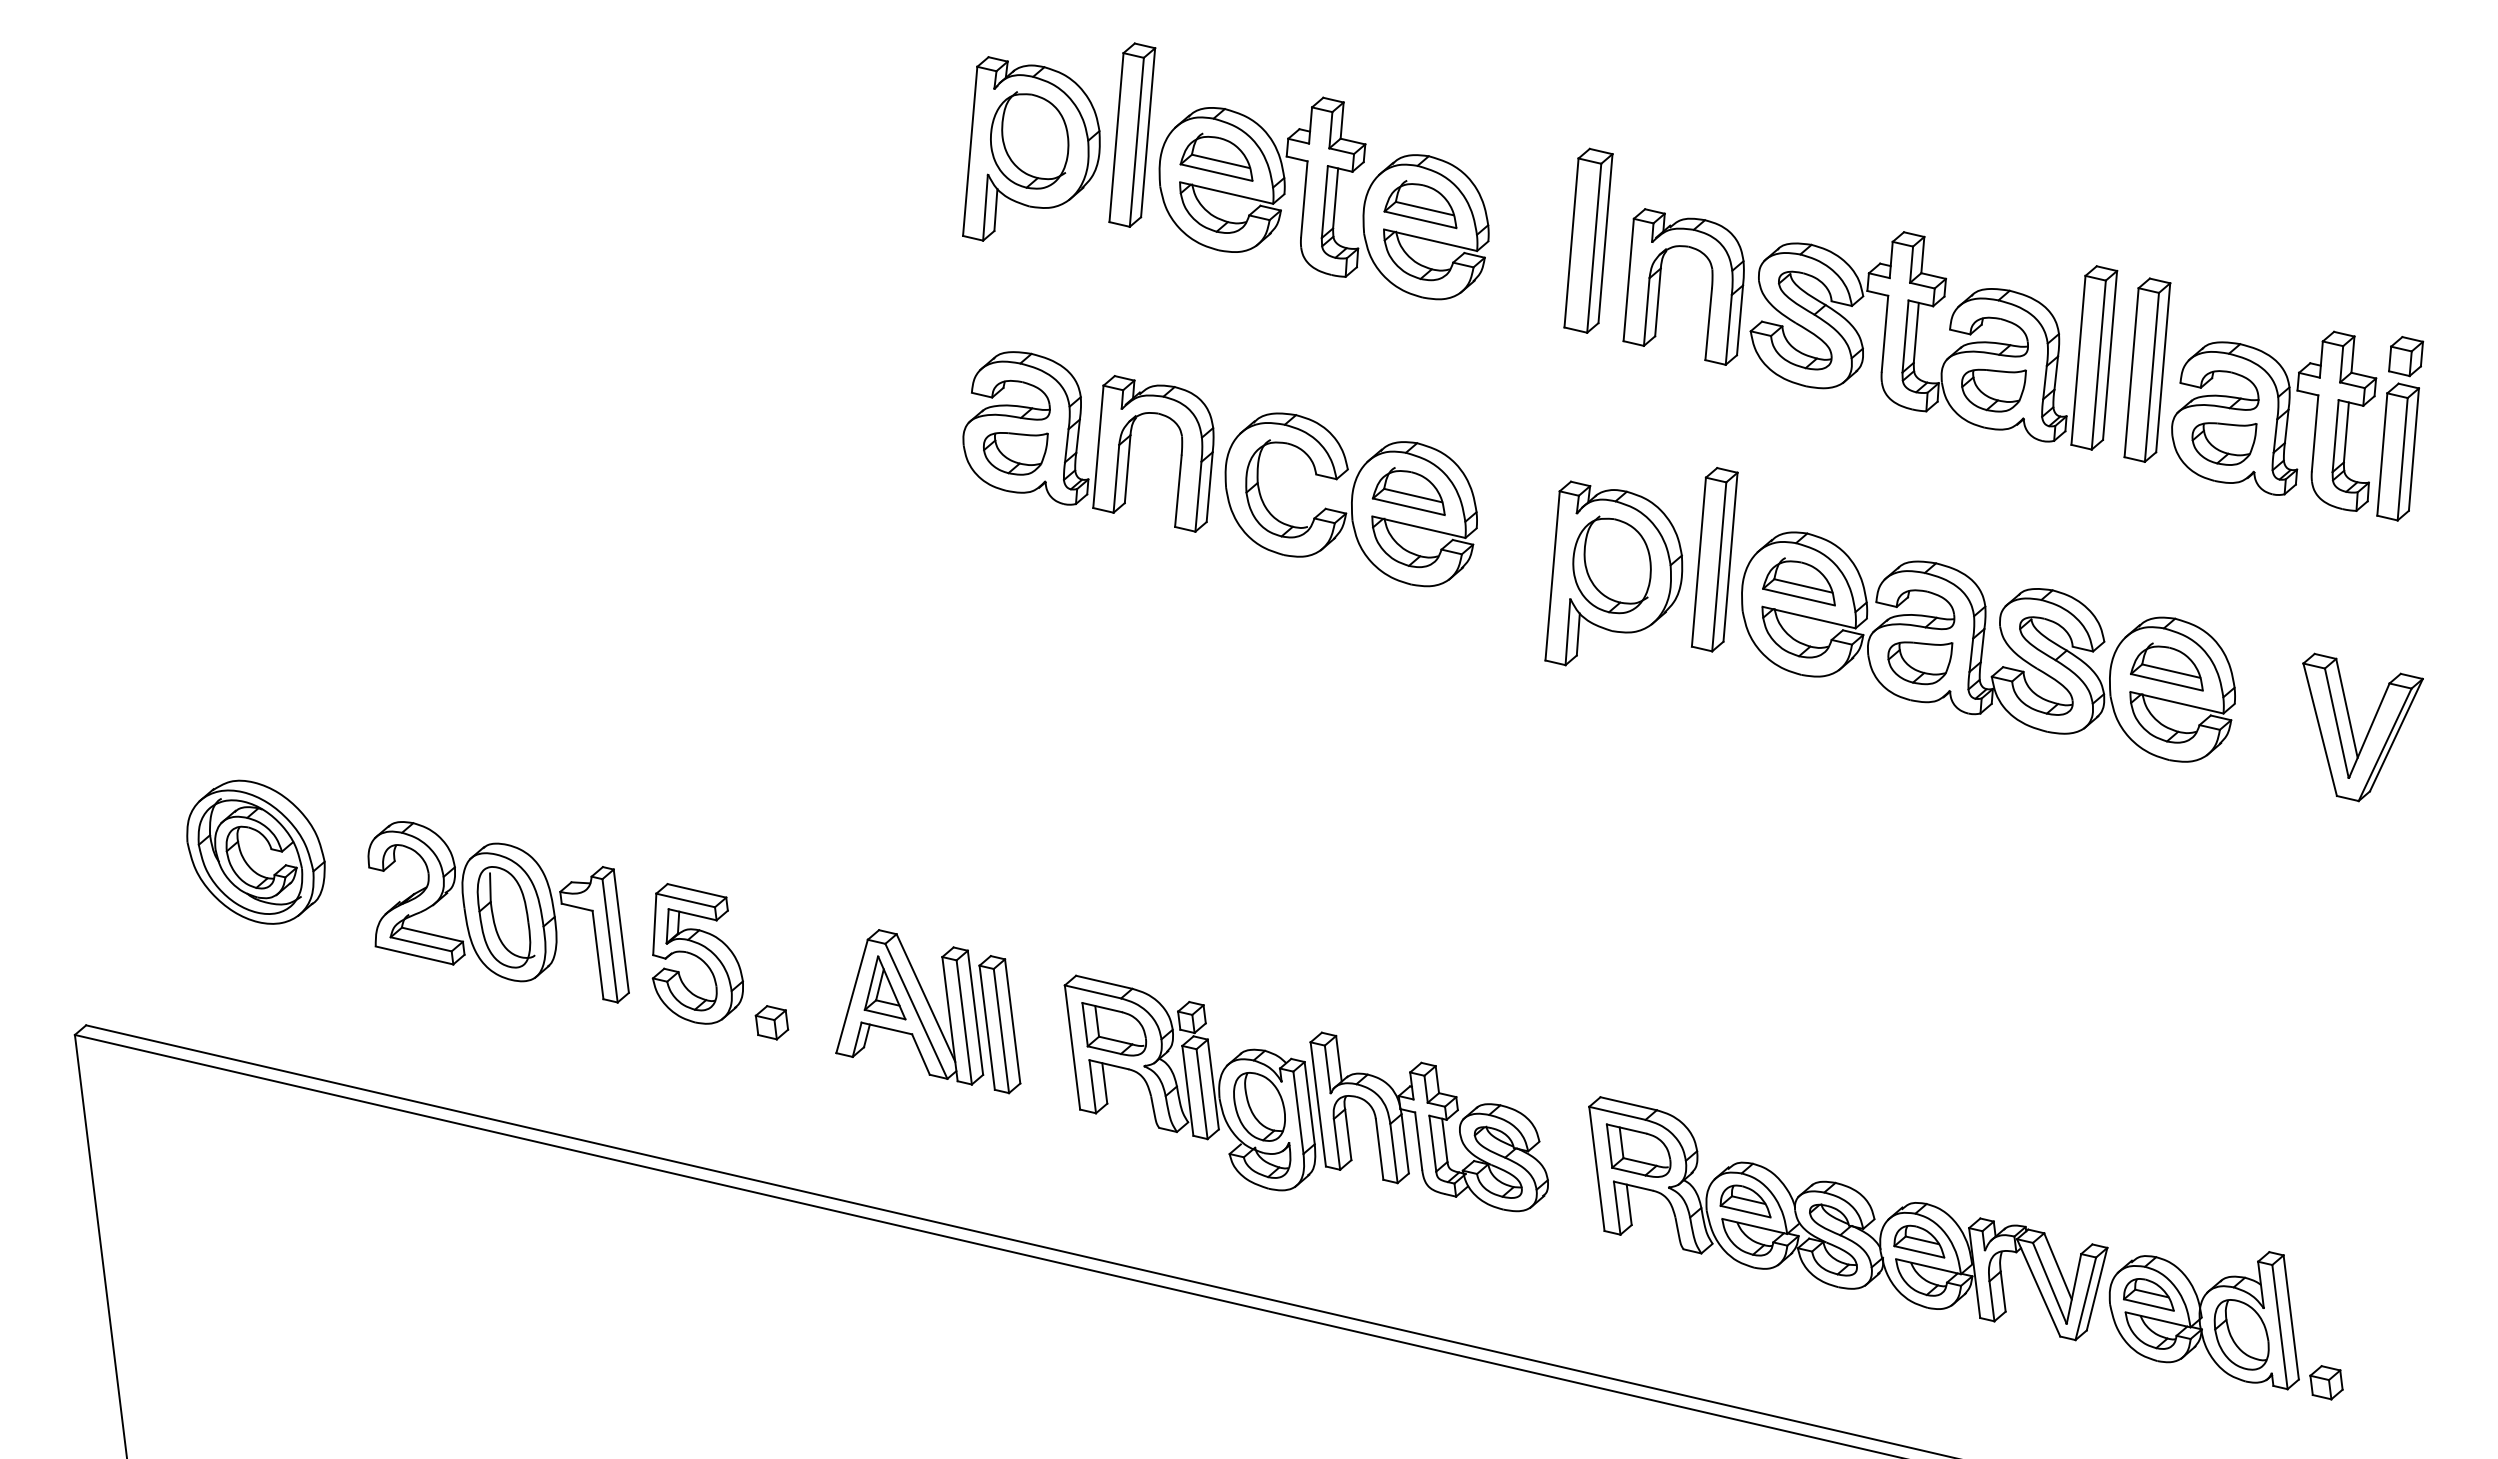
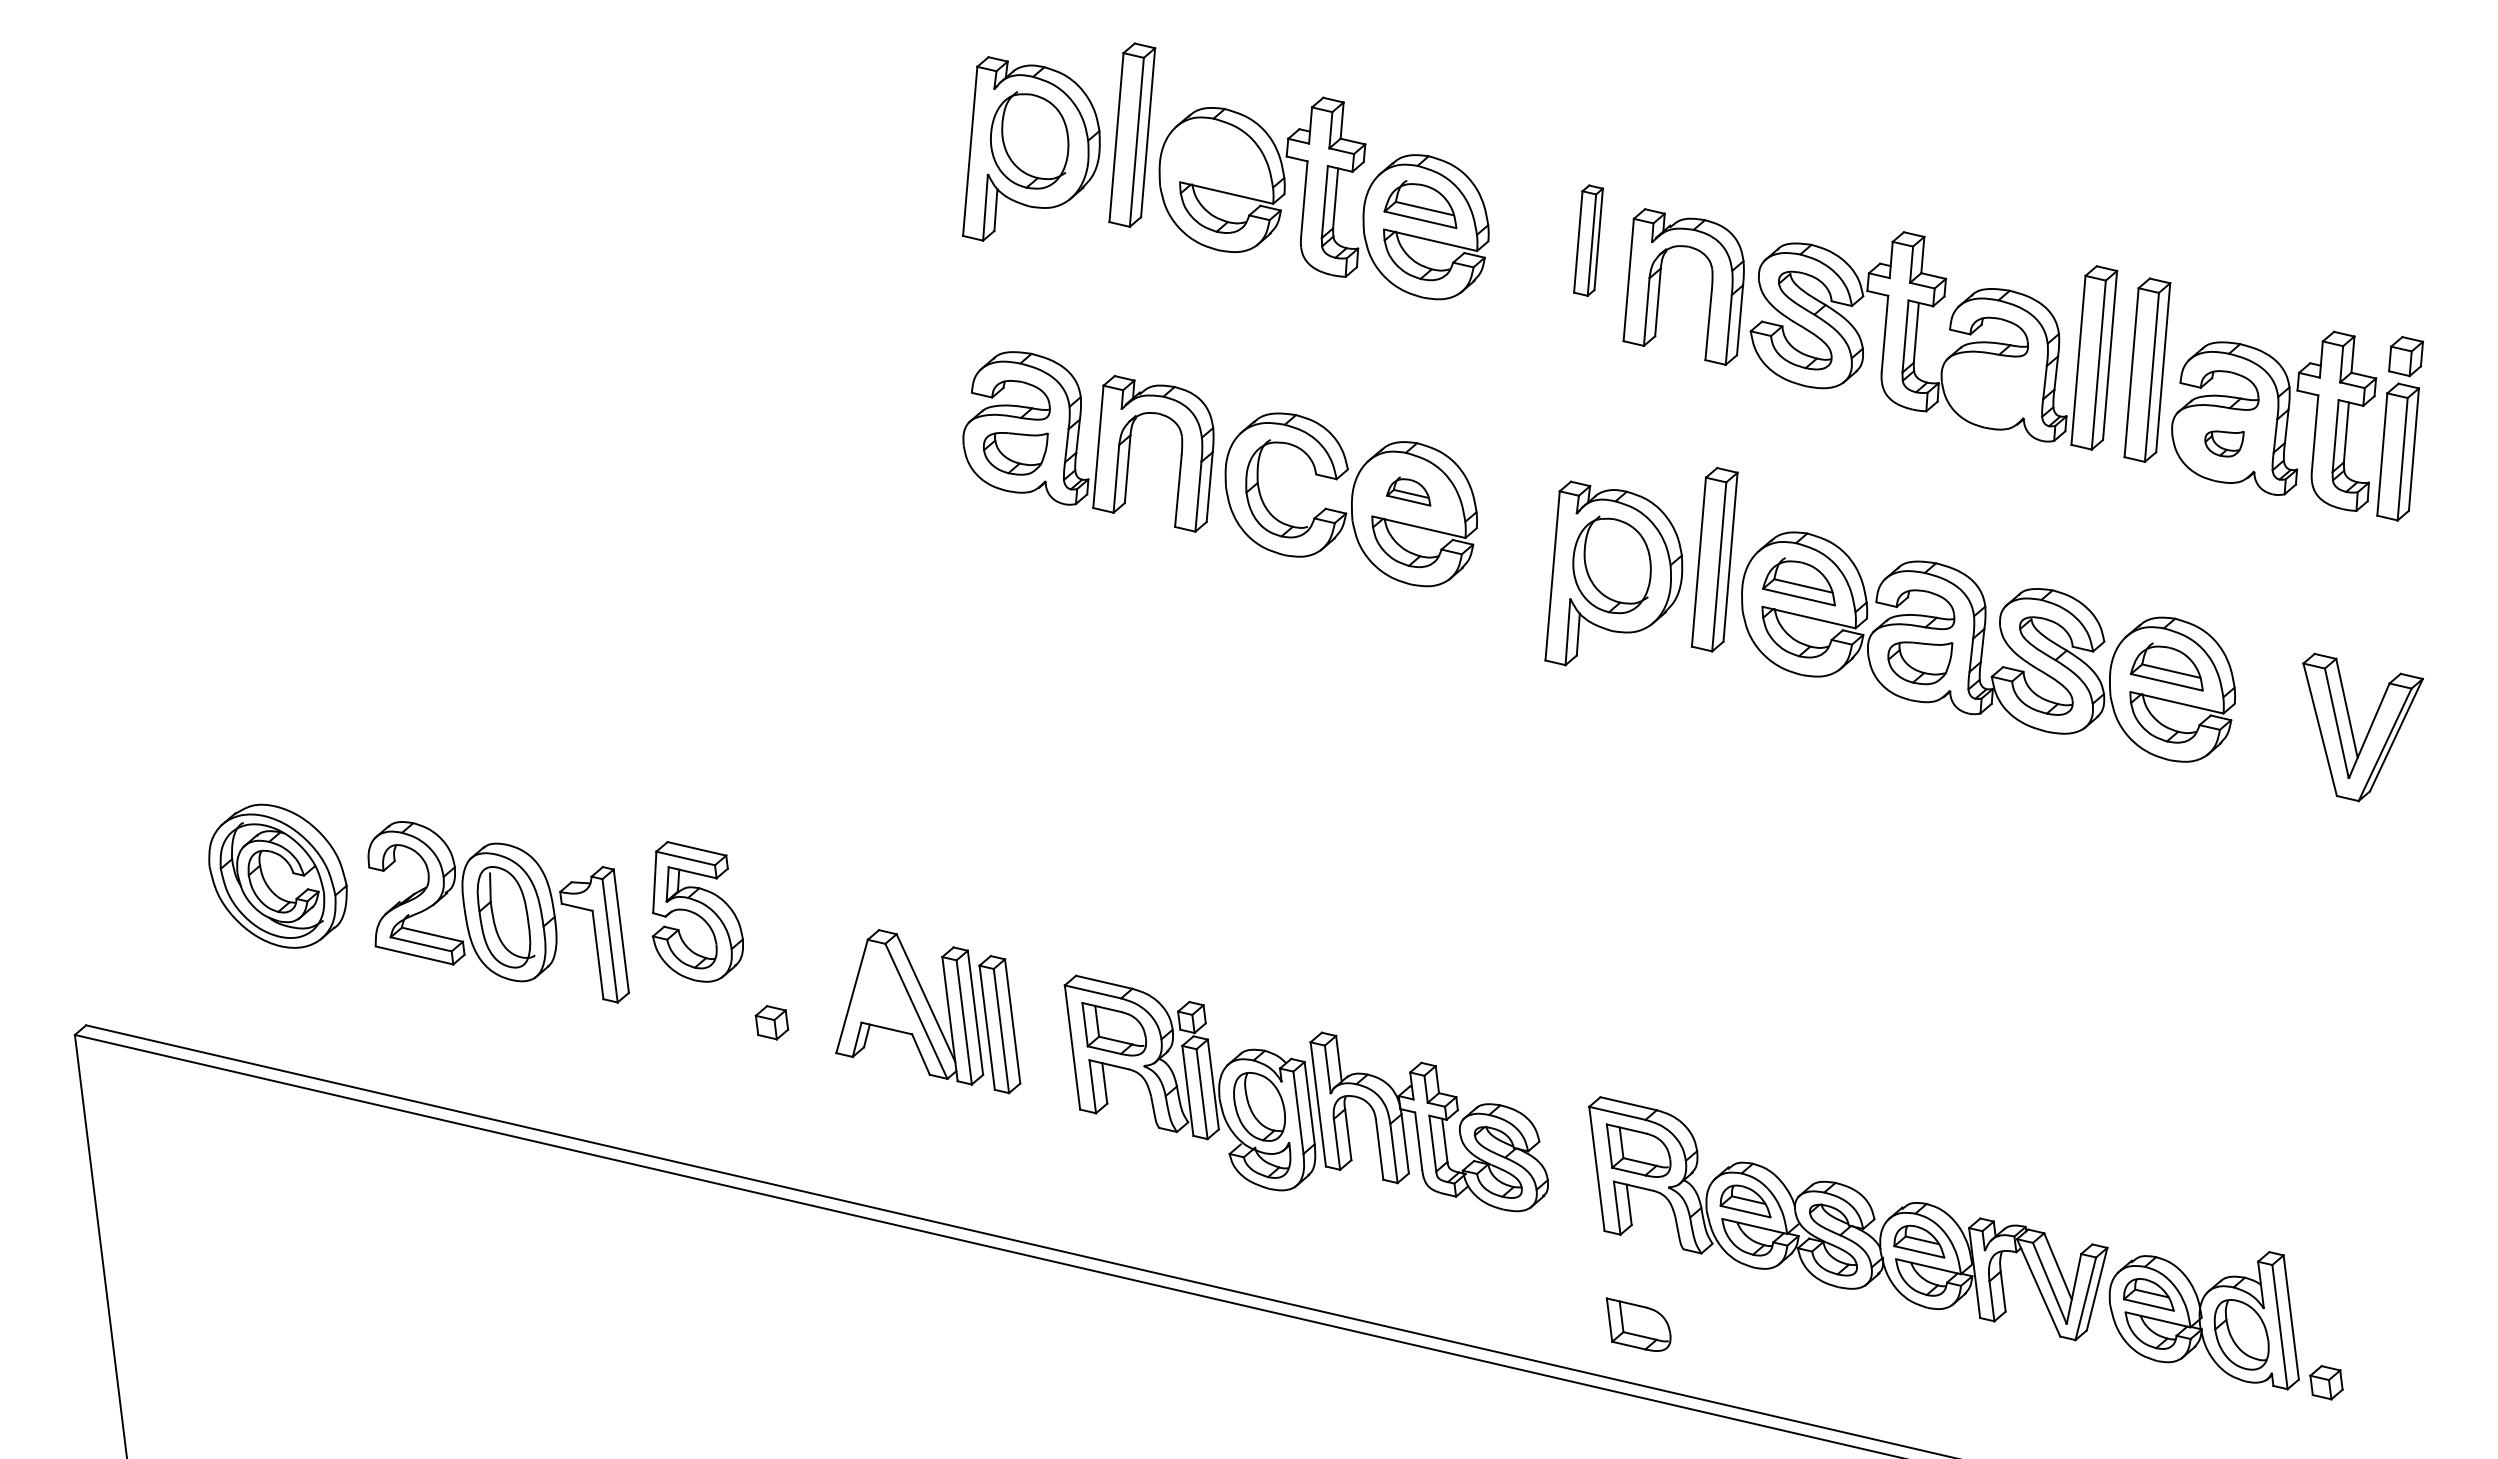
part: present -> none (1216, 156)
part size: 51x187 px -> 31x113 px (1588, 240)
part: present -> none (1993, 390)
part size: 67x44 px -> 41x28 px (2224, 443)
part size: 75x49 px -> 46x31 px (1408, 491)
part position: (255, 851) -> (277, 875) (277, 875)
part position: (697, 953) -> (697, 911) (697, 911)
part: present -> none (884, 987)
part: none -> present (1638, 1324)
